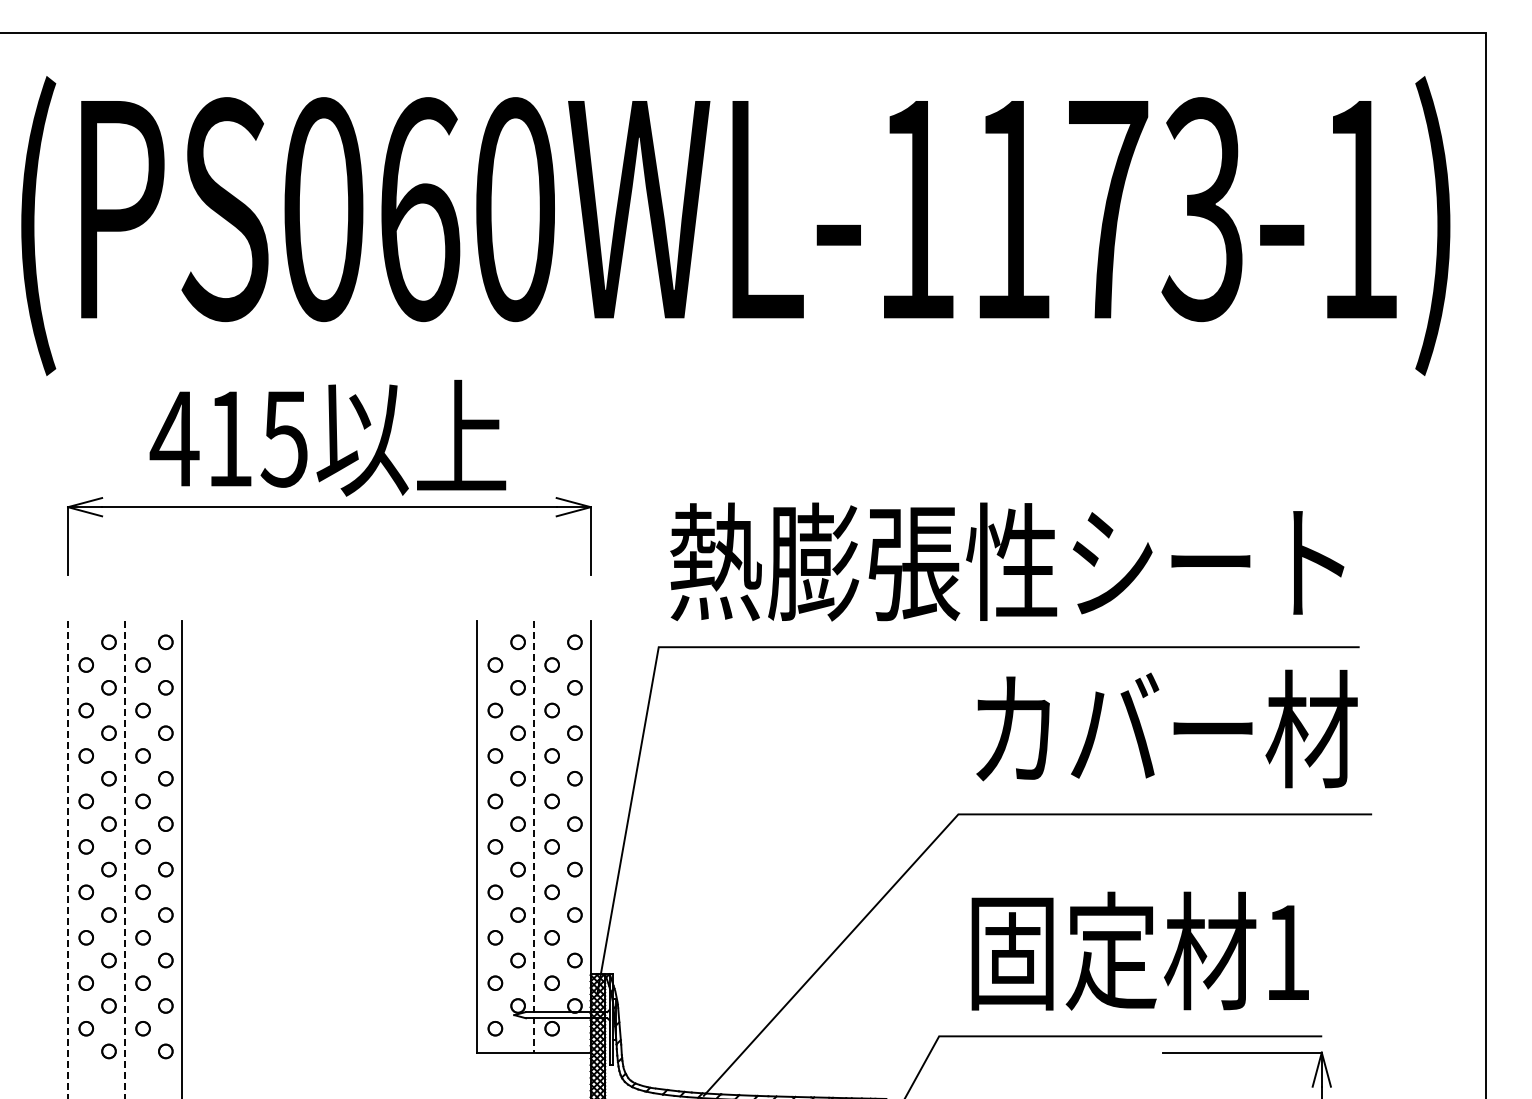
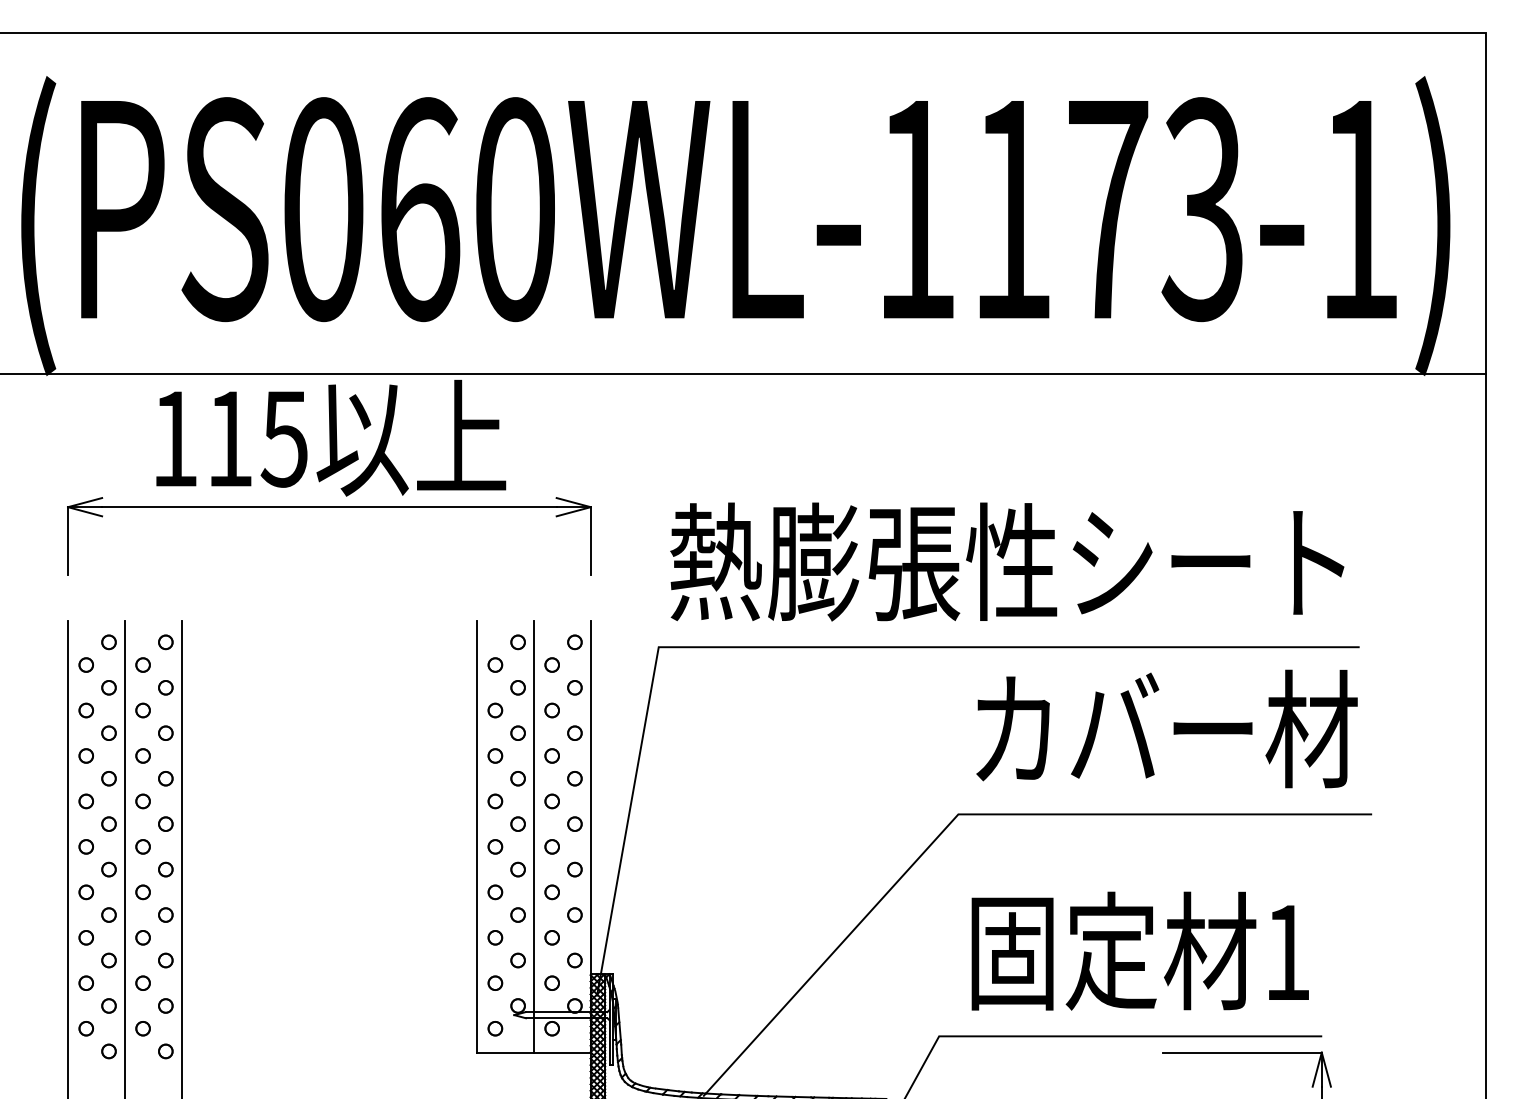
line: none -> present (744, 373)
text: 415 -> 115 (174, 438)
line: dashed -> solid (533, 836)
line: dashed -> solid (68, 859)
line: dashed -> solid (124, 859)
